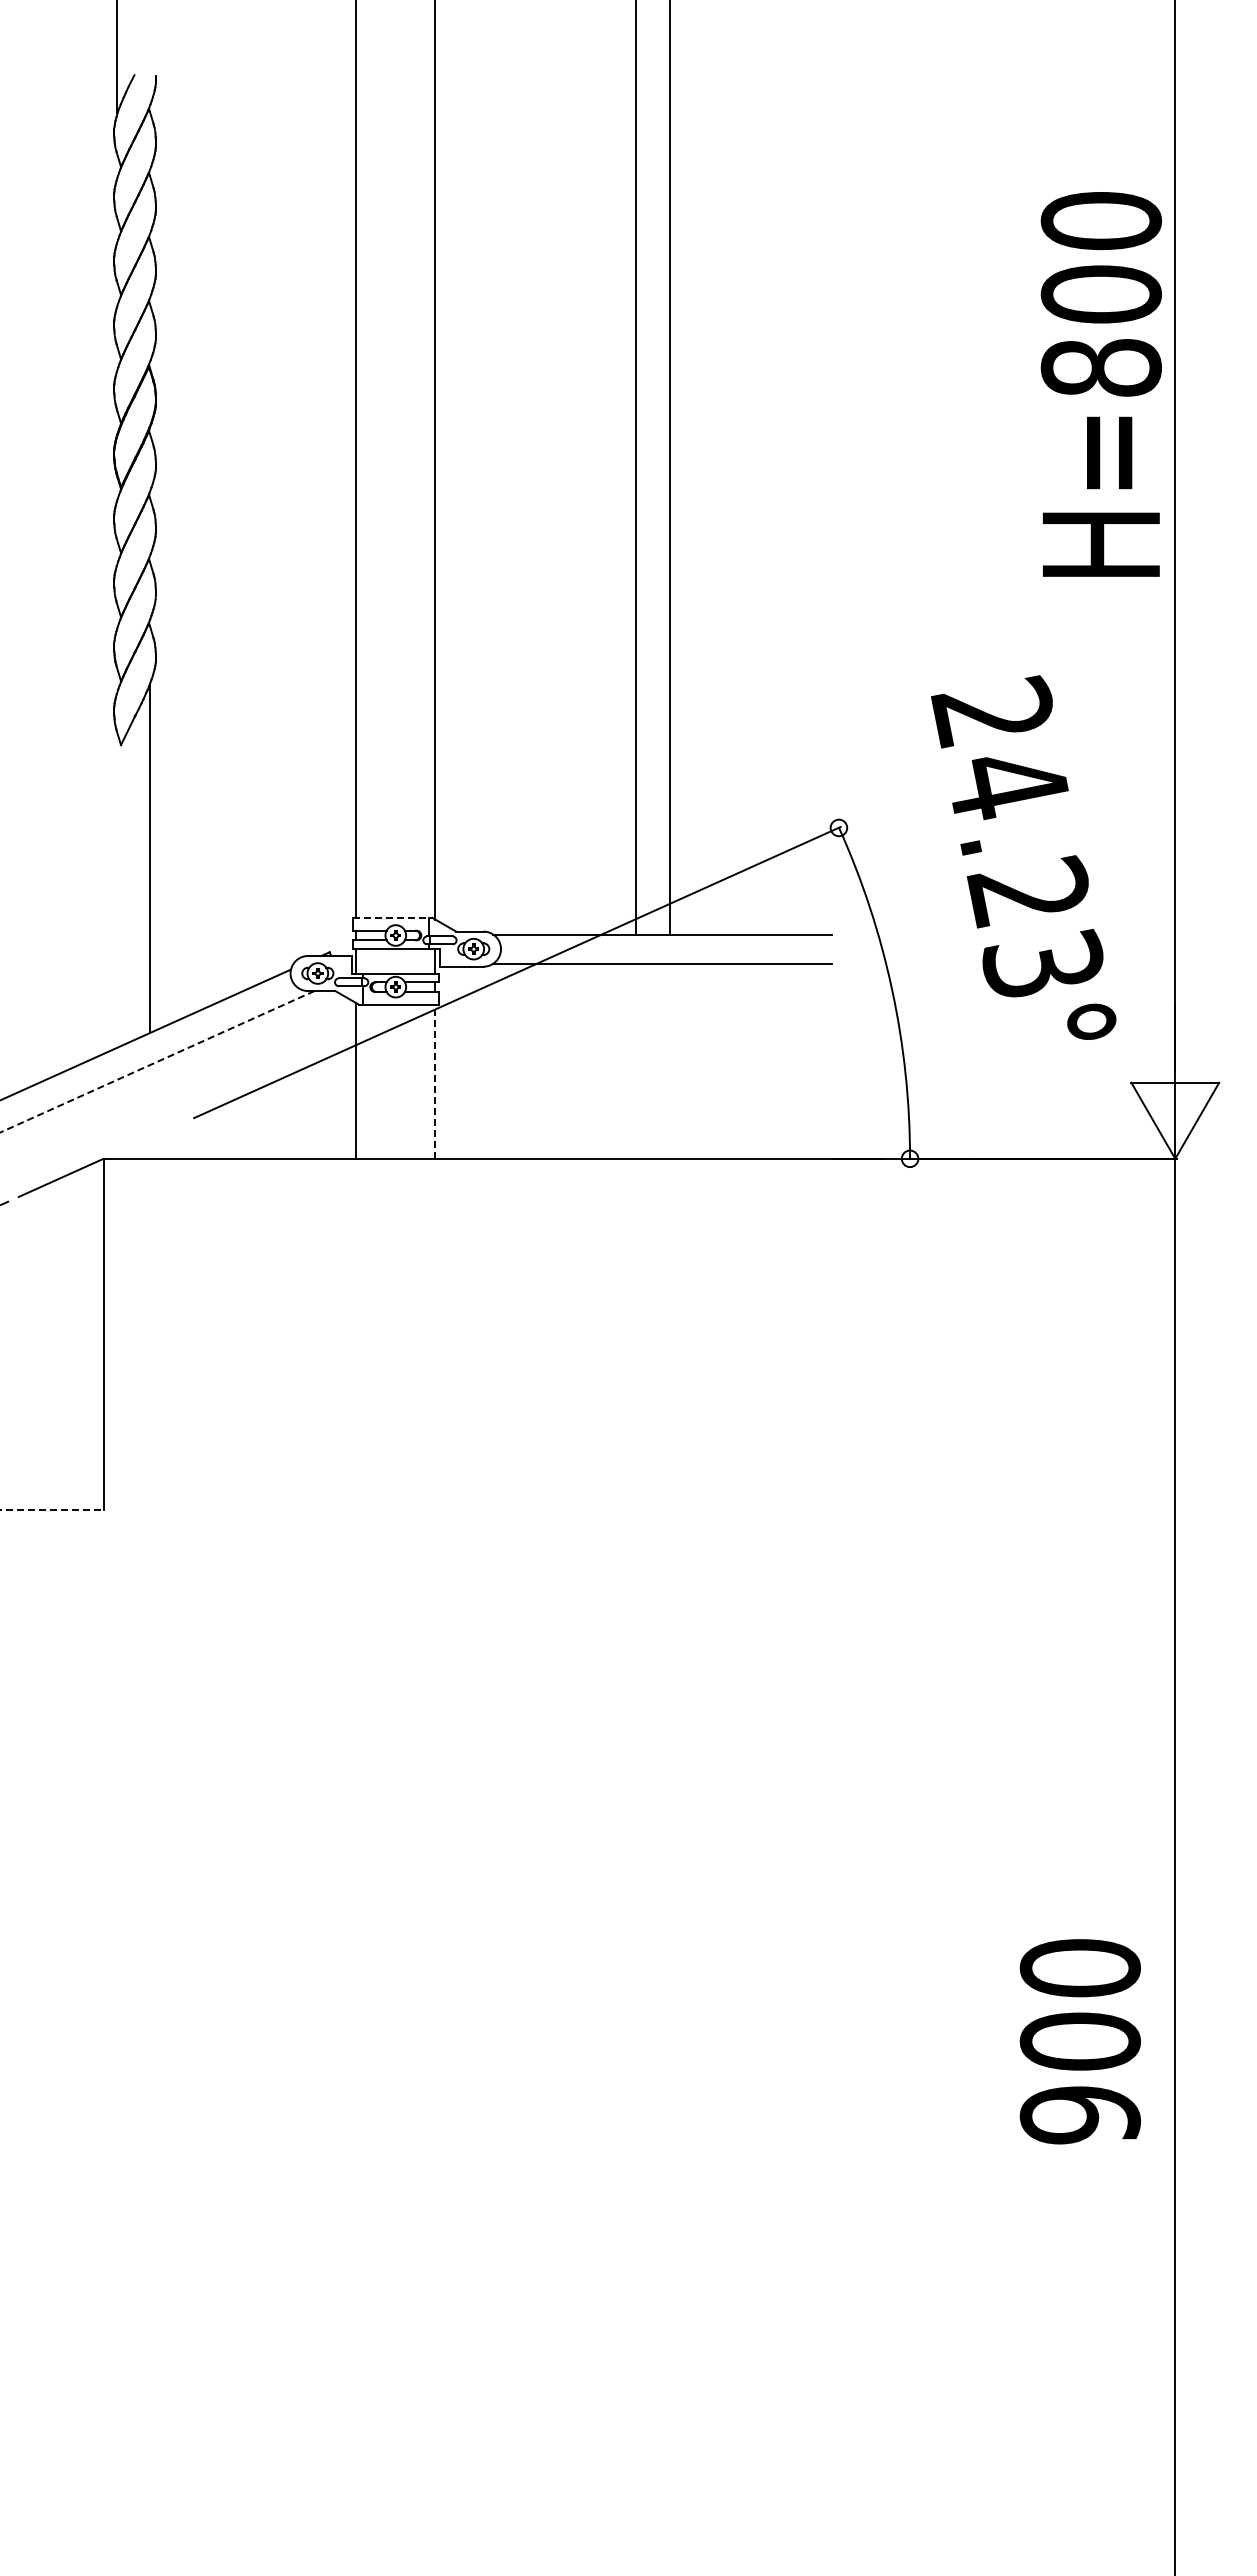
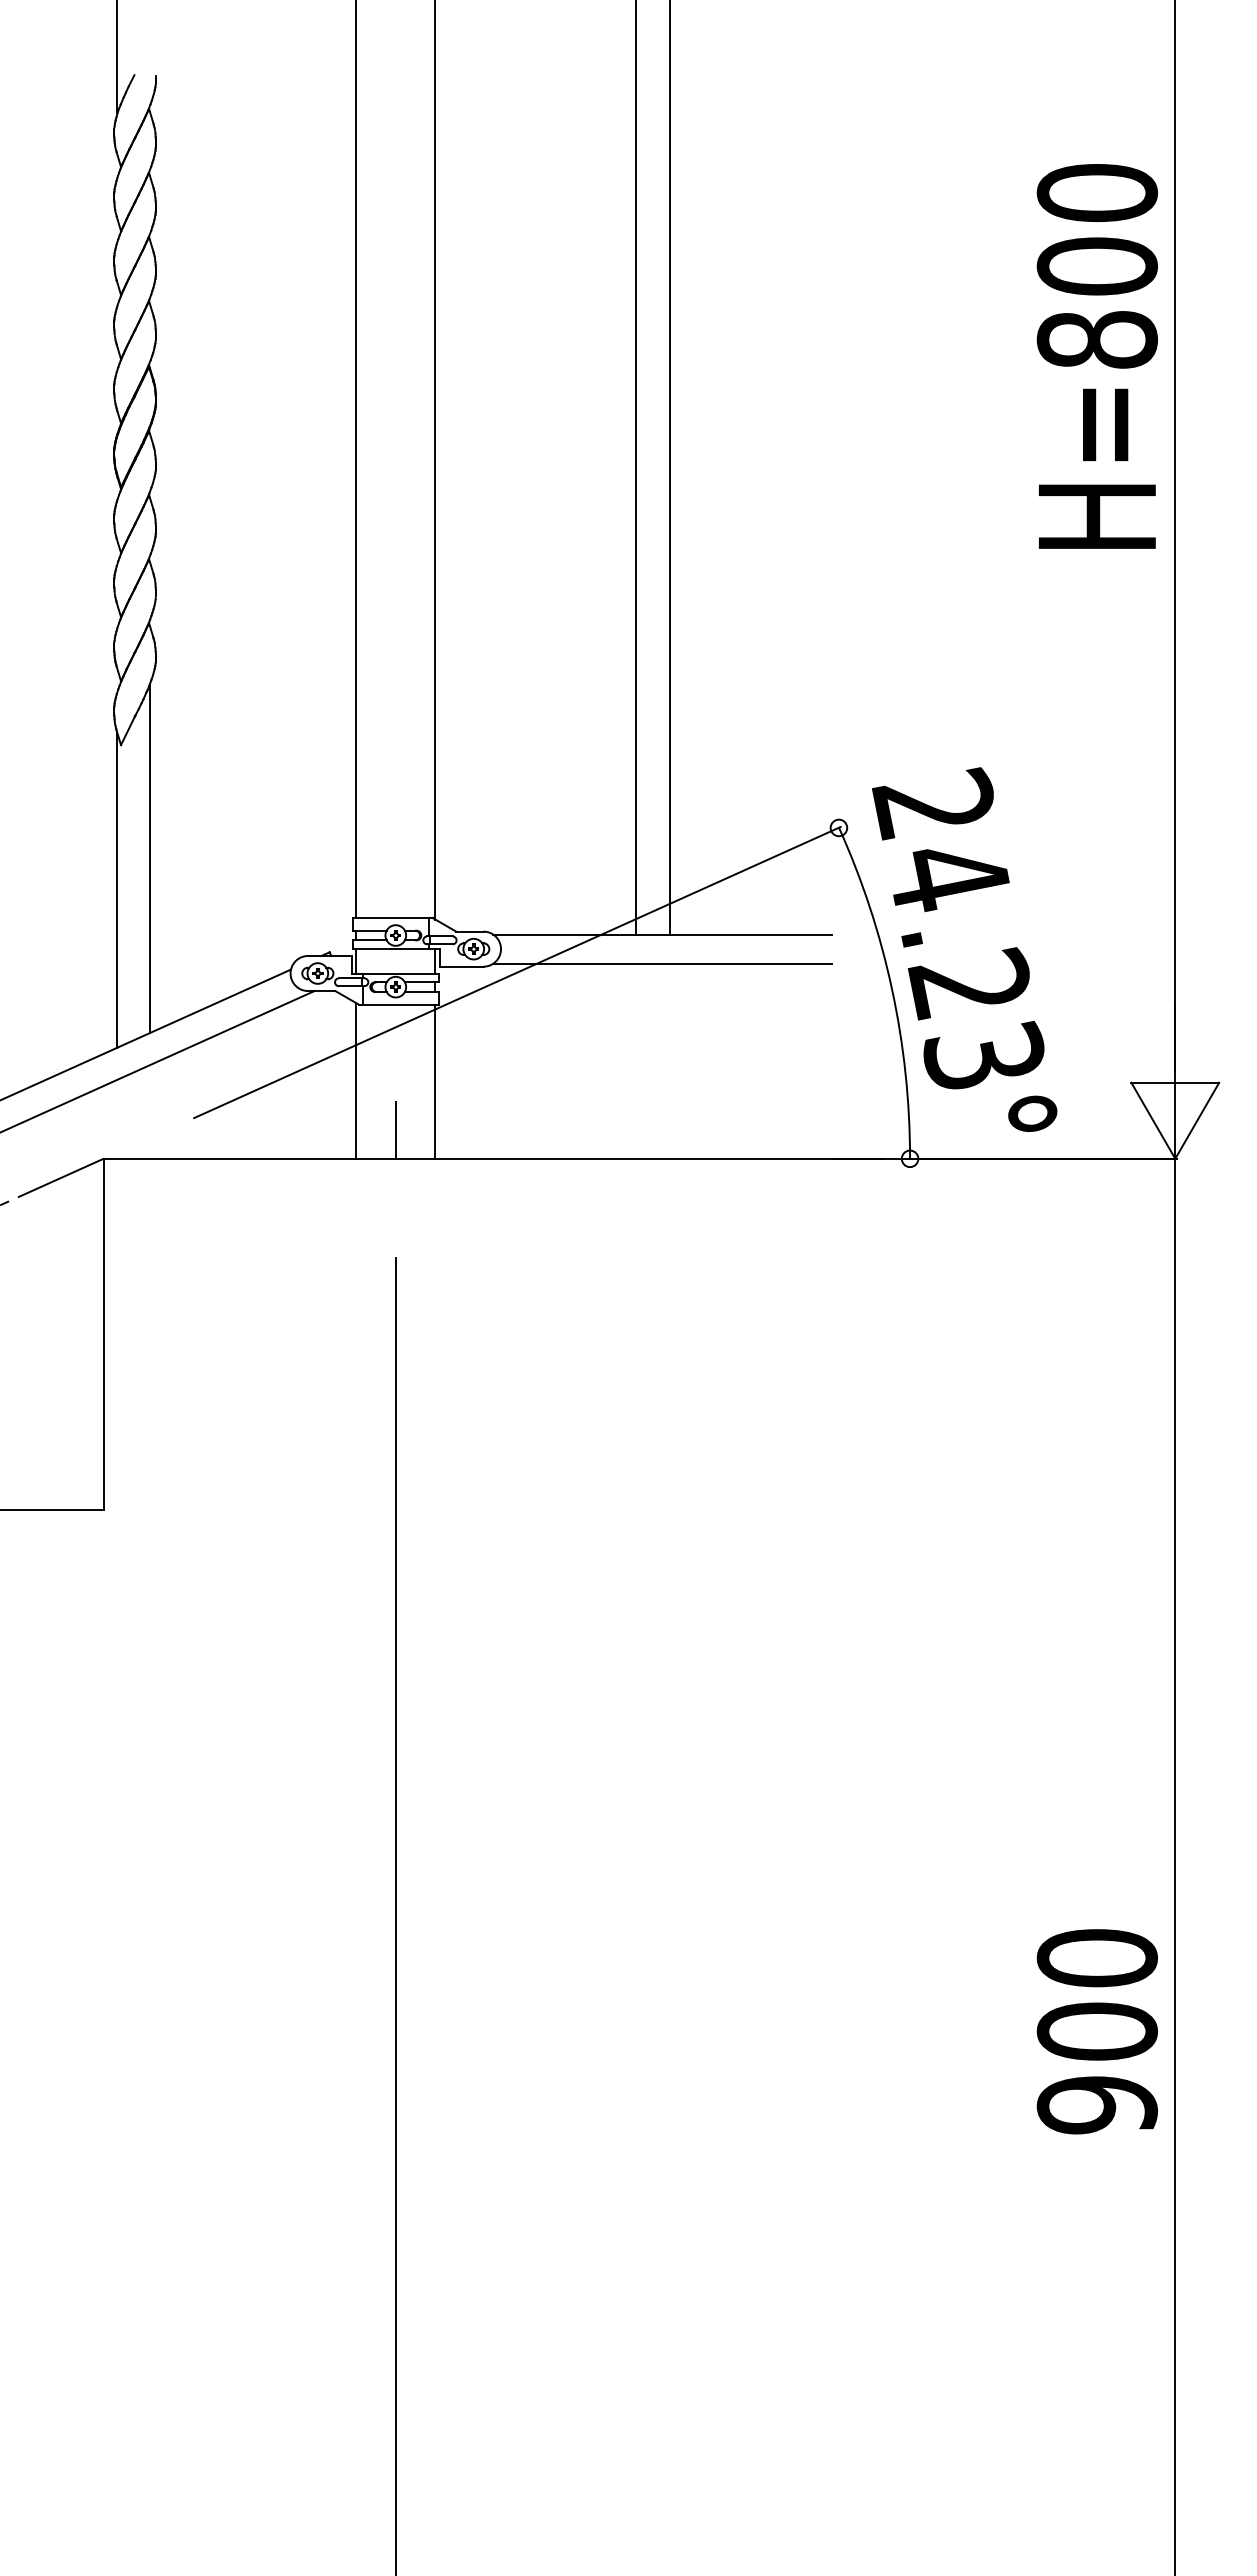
text position: (1100, 384) -> (1096, 356) (1096, 356)
text position: (1023, 857) -> (964, 949) (964, 949)
line: none -> present (117, 889)
line: dashed -> solid (392, 917)
line: dashed -> solid (156, 1062)
line: dashed -> solid (435, 1081)
line: none -> present (395, 1129)
line: dashed -> solid (52, 1509)
line: none -> present (395, 1915)
text position: (1079, 2041) -> (1096, 2031) (1096, 2031)
